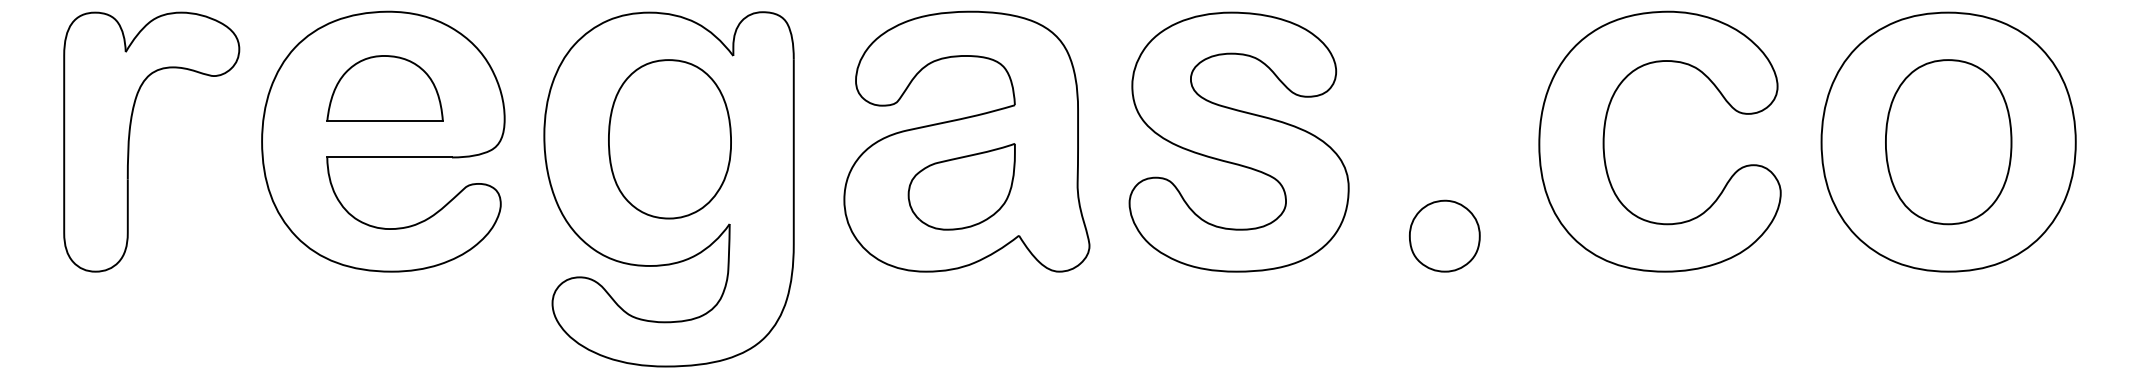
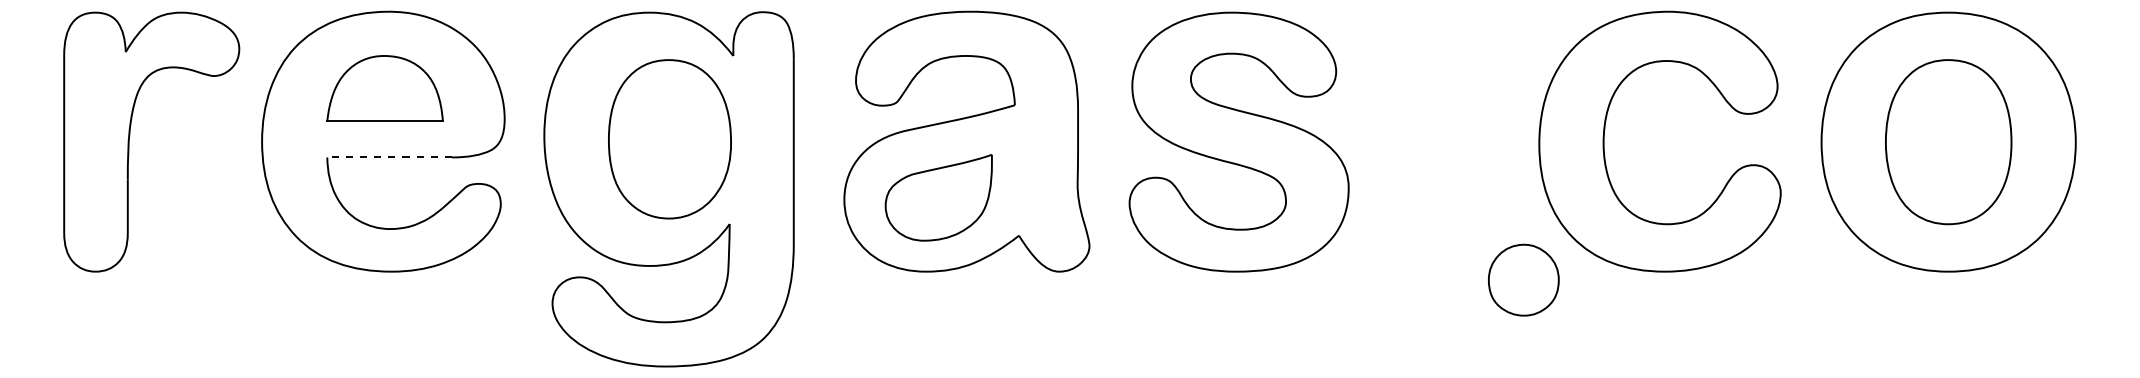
line: solid -> dashed (389, 157)
part position: (961, 186) -> (938, 197) (938, 197)
part position: (1444, 235) -> (1523, 279) (1523, 279)
